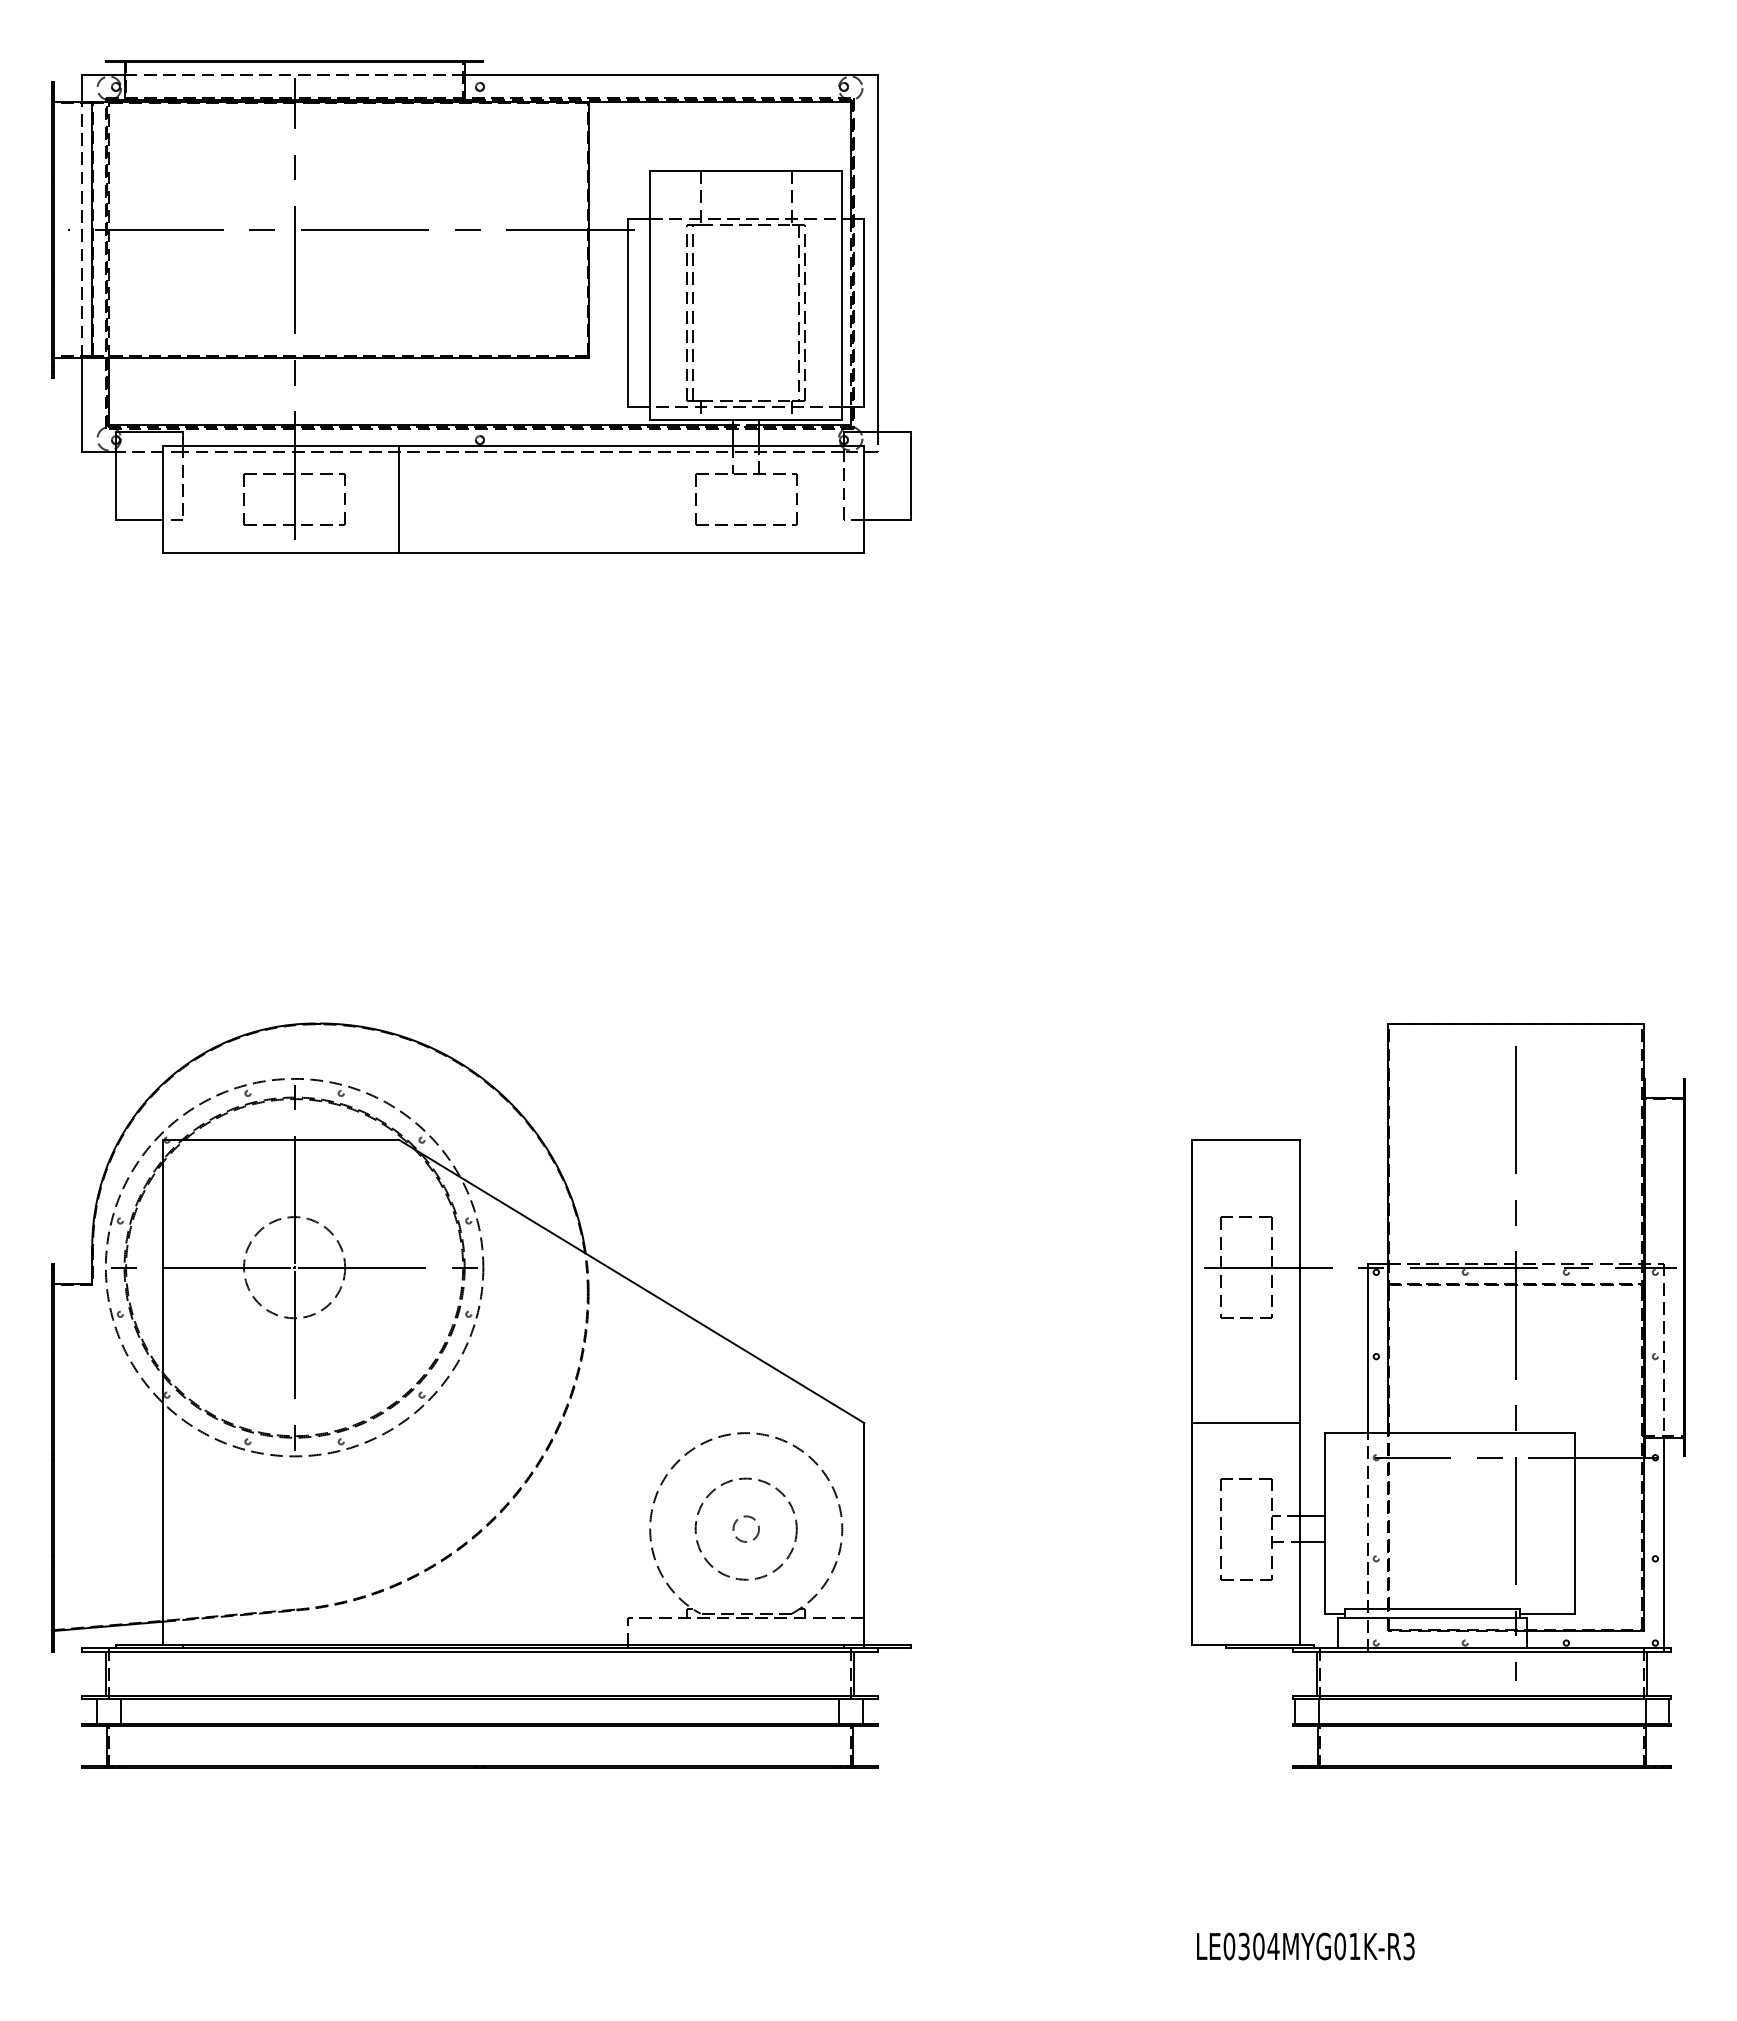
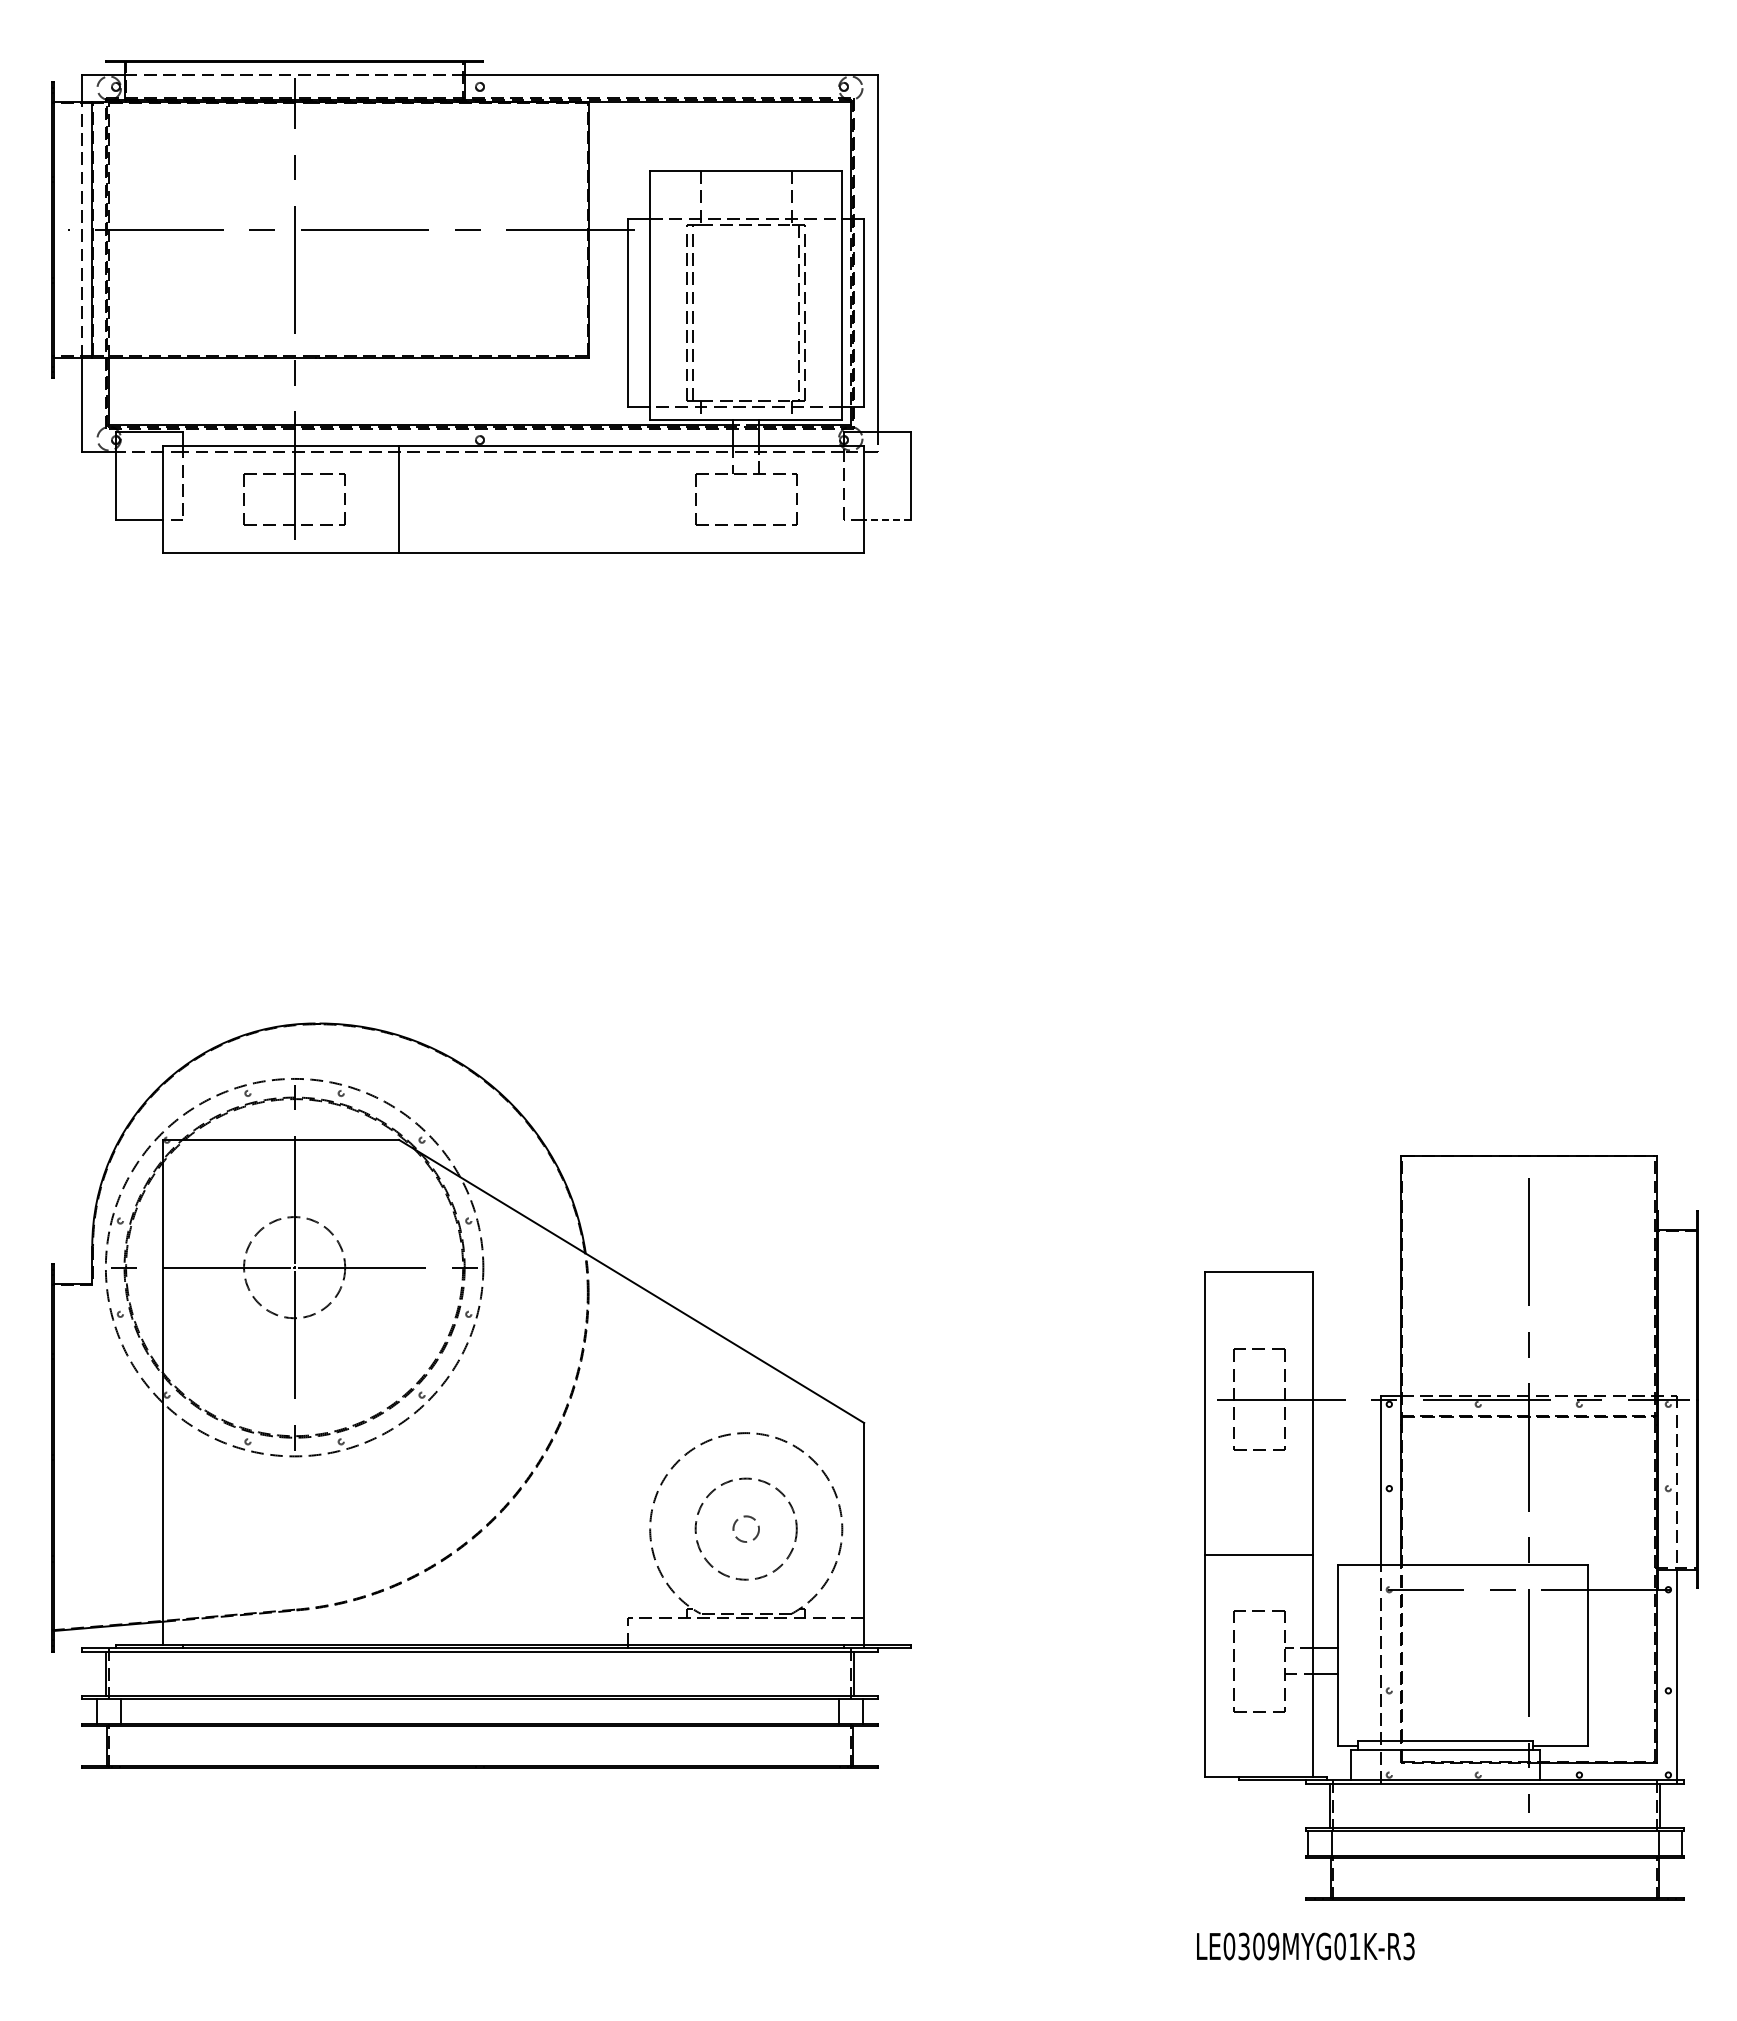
line: solid -> dashed (887, 519)
part position: (1438, 1395) -> (1451, 1527) (1451, 1527)
text: LE0304MYG01K-R3 -> LE0309MYG01K-R3 (1273, 1946)
